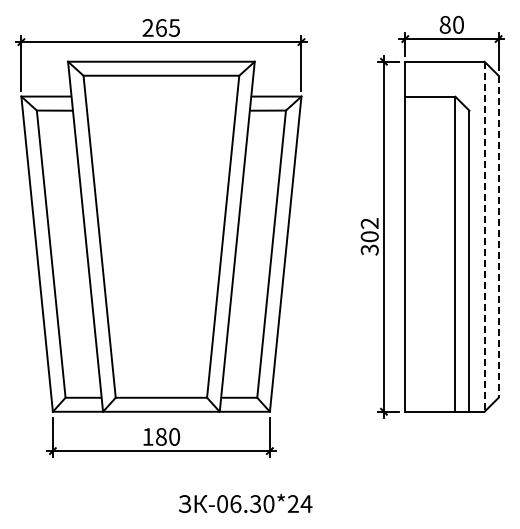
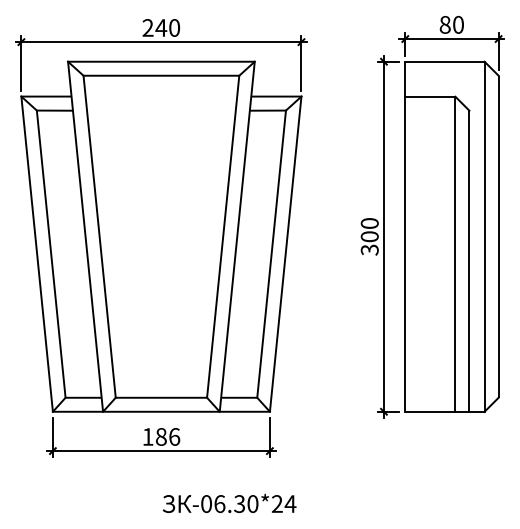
text: 265 -> 240 (167, 27)
text: 302 -> 300 (369, 223)
line: dashed -> solid (484, 237)
line: dashed -> solid (498, 237)
text: 180 -> 186 (174, 436)
text position: (245, 502) -> (229, 502) (229, 502)
